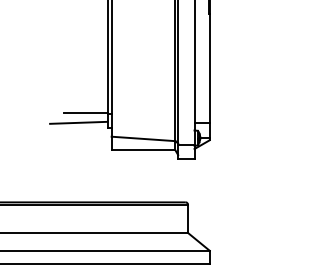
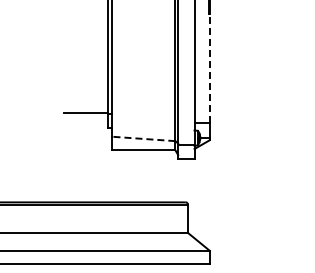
line: solid -> dashed (209, 68)
line: present -> none (78, 122)
line: solid -> dashed (143, 138)
